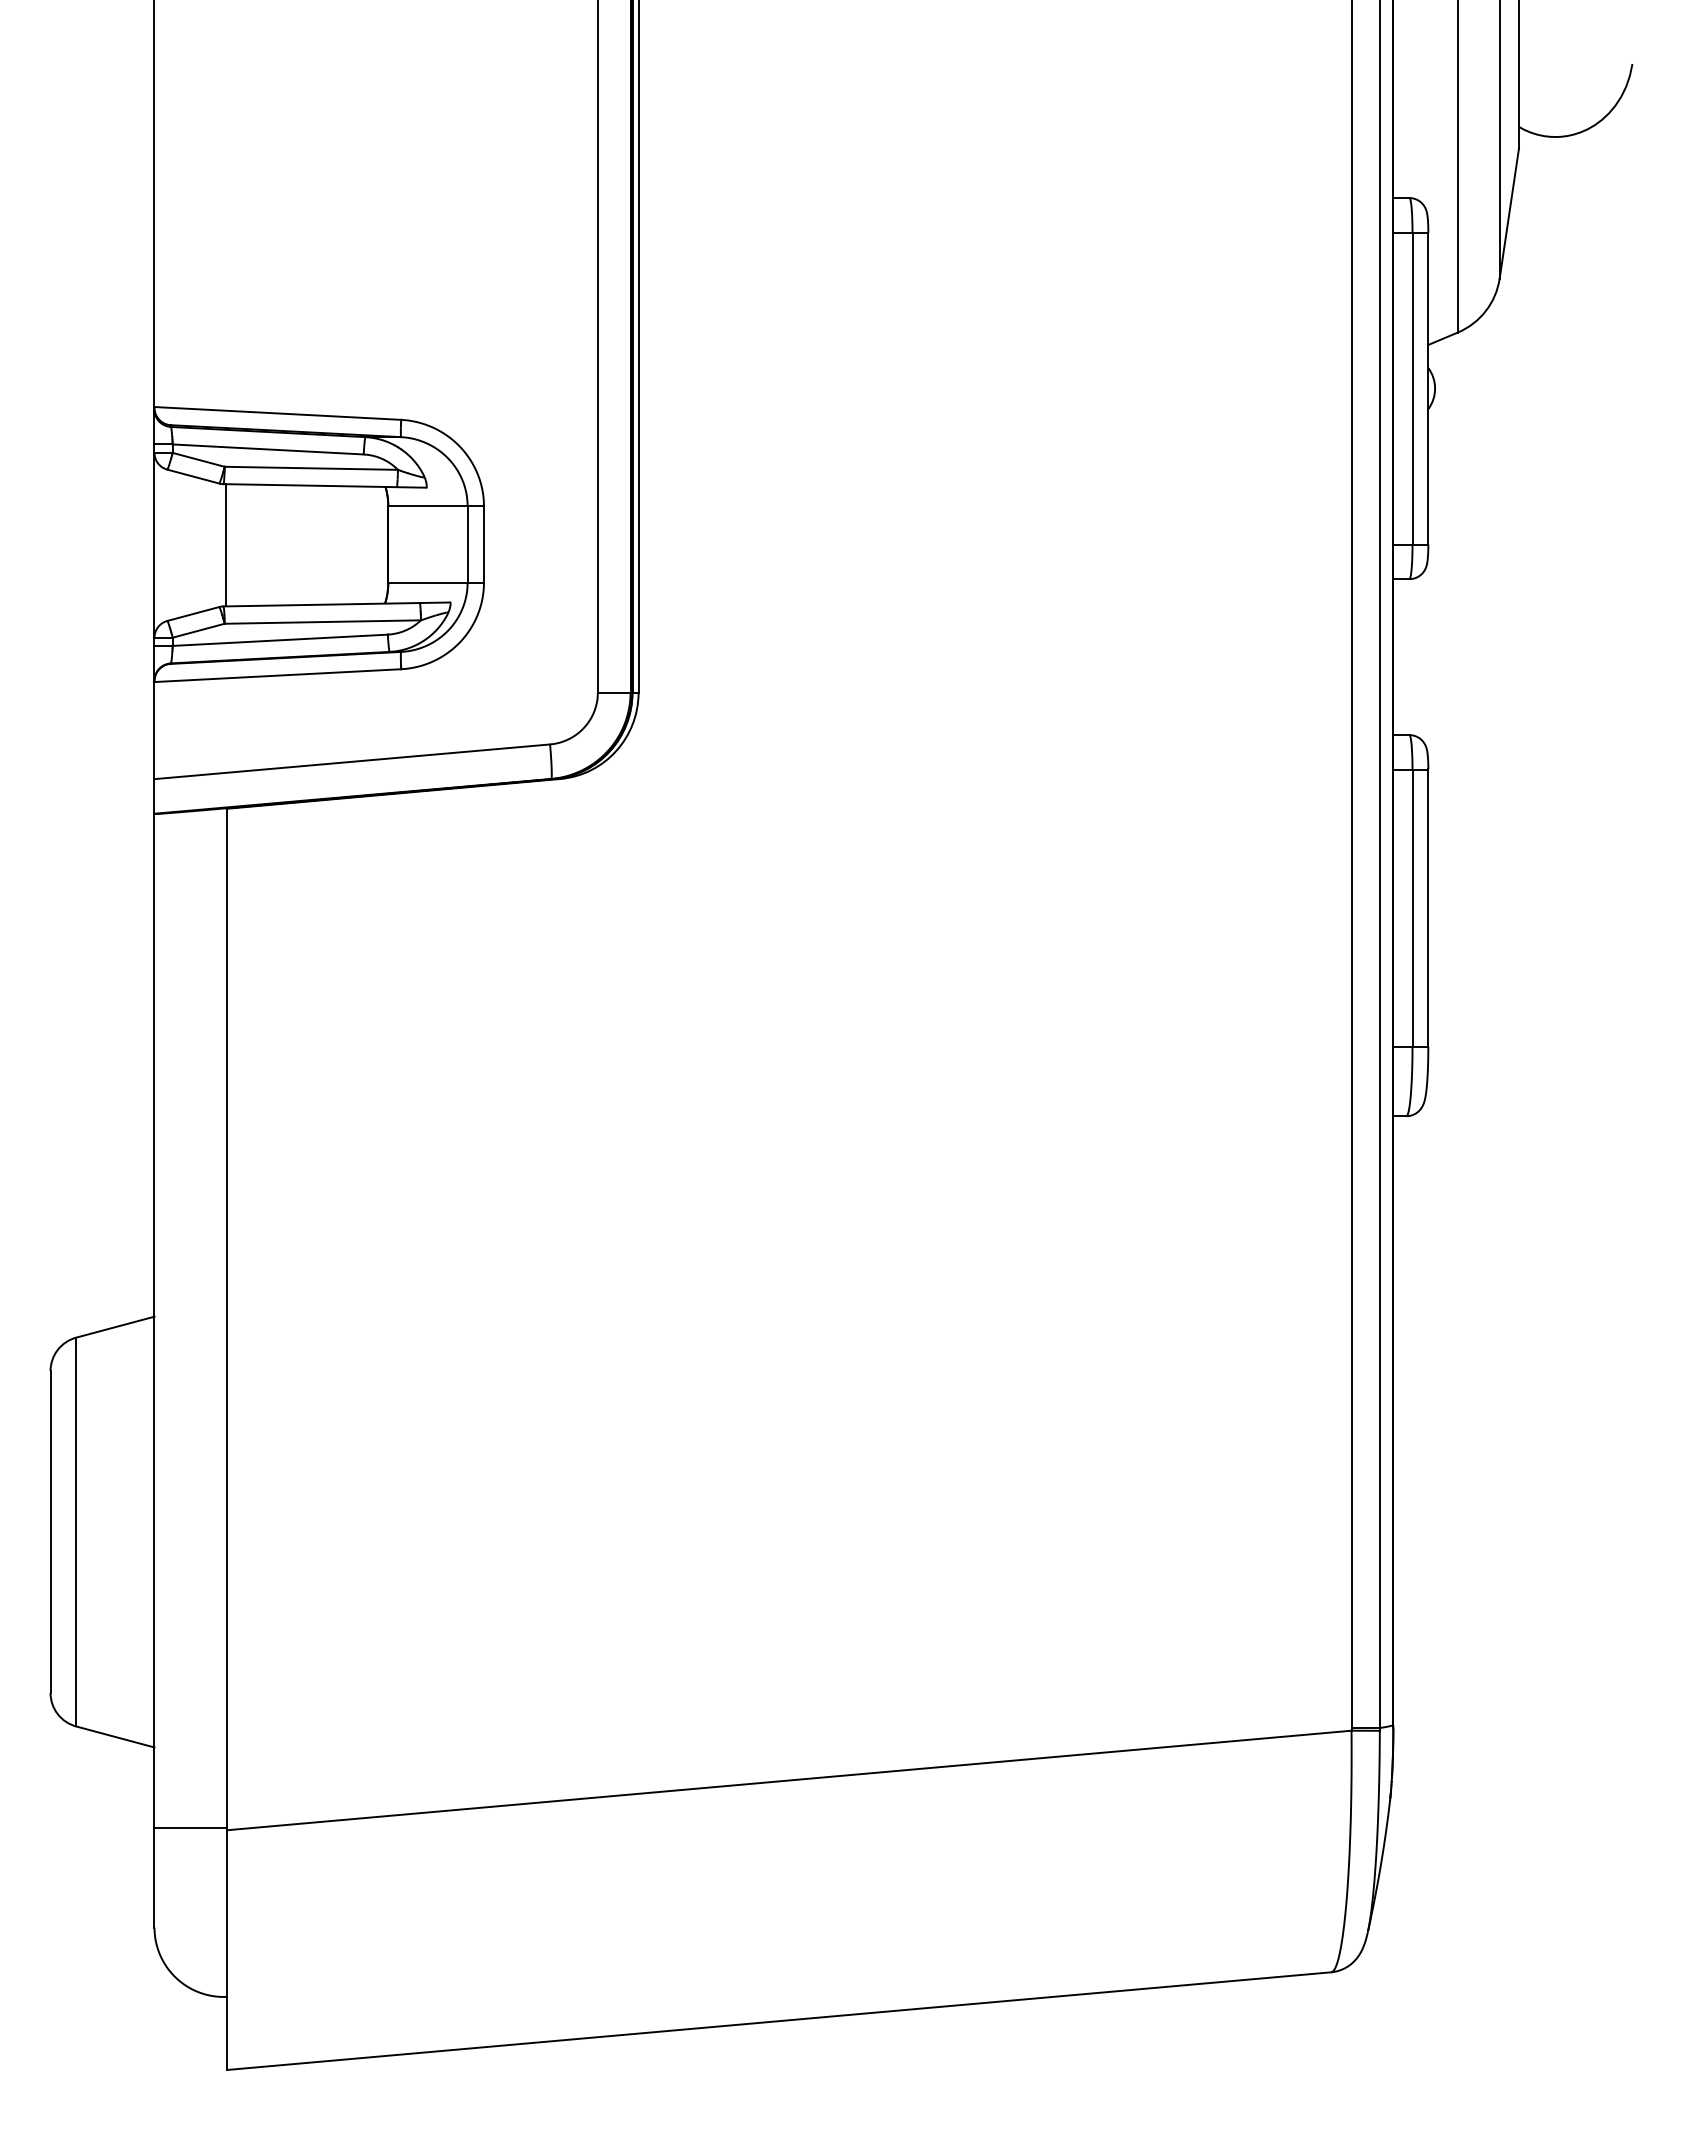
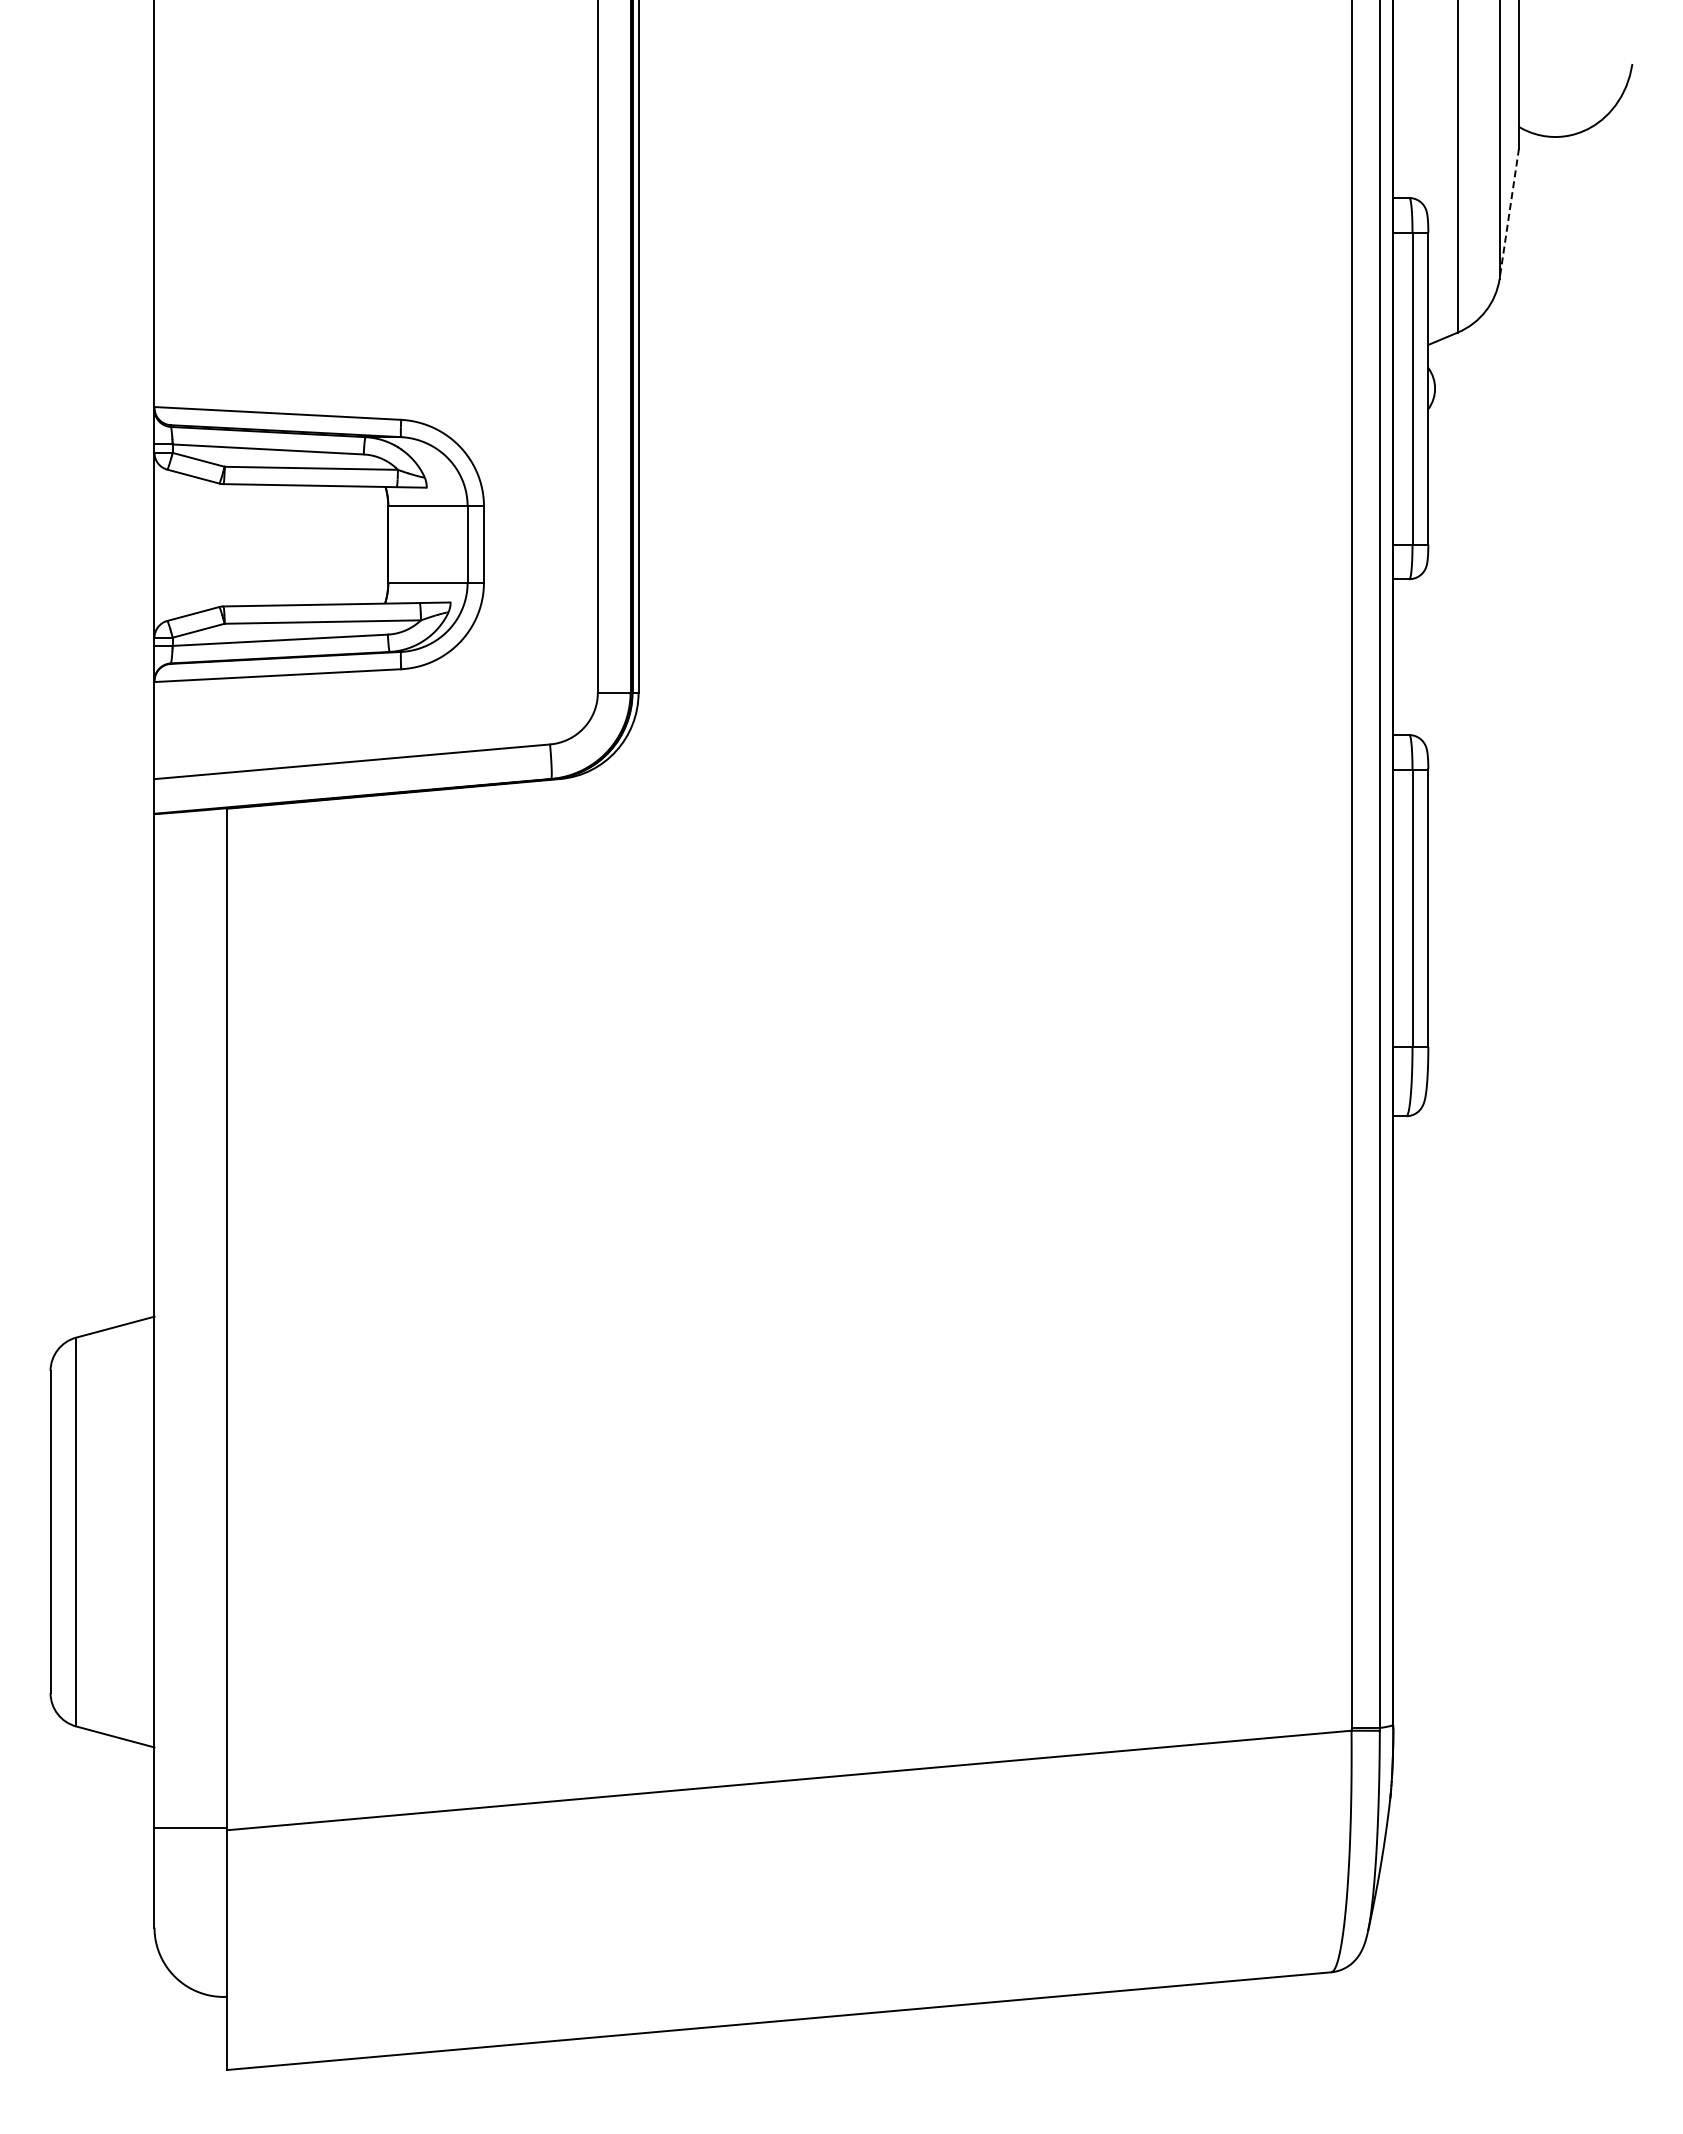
line: solid -> dashed (1509, 213)
line: present -> none (226, 545)
